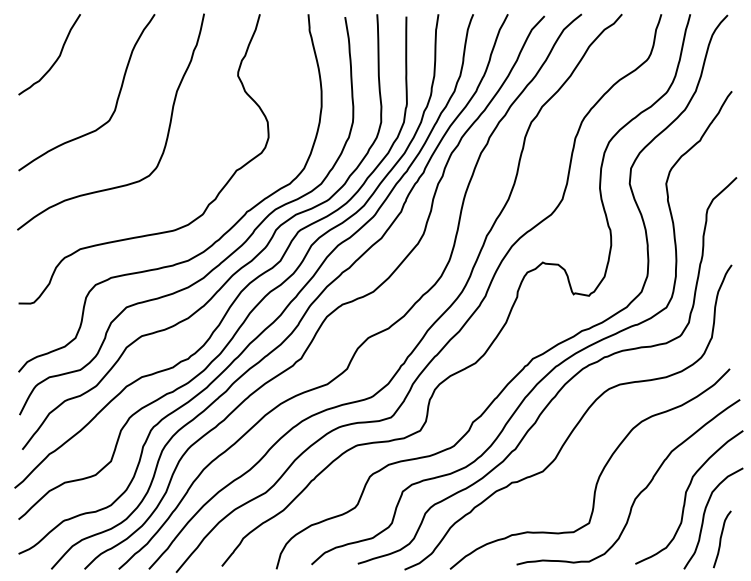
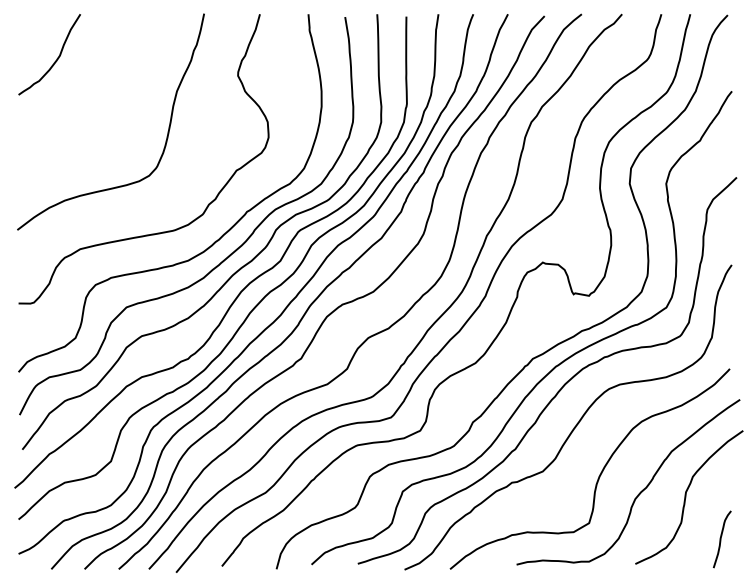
curve: present -> none (116, 99)
curve: present -> none (704, 518)
